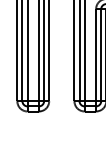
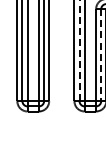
line: solid -> dashed (79, 50)
line: solid -> dashed (101, 55)
